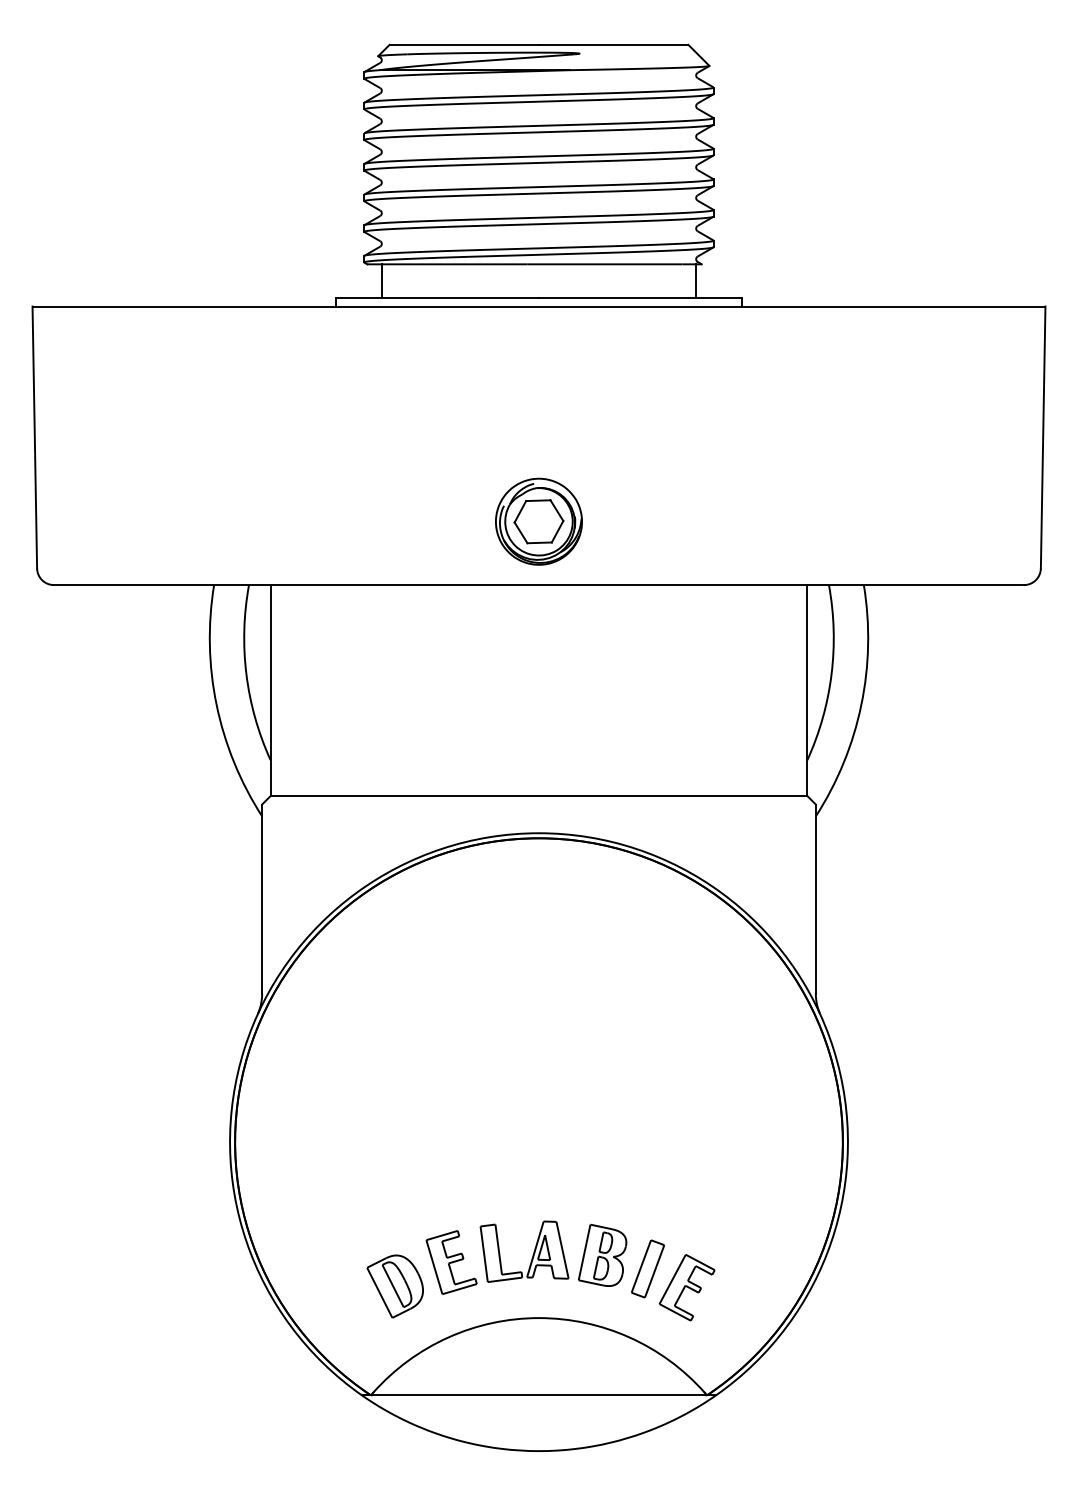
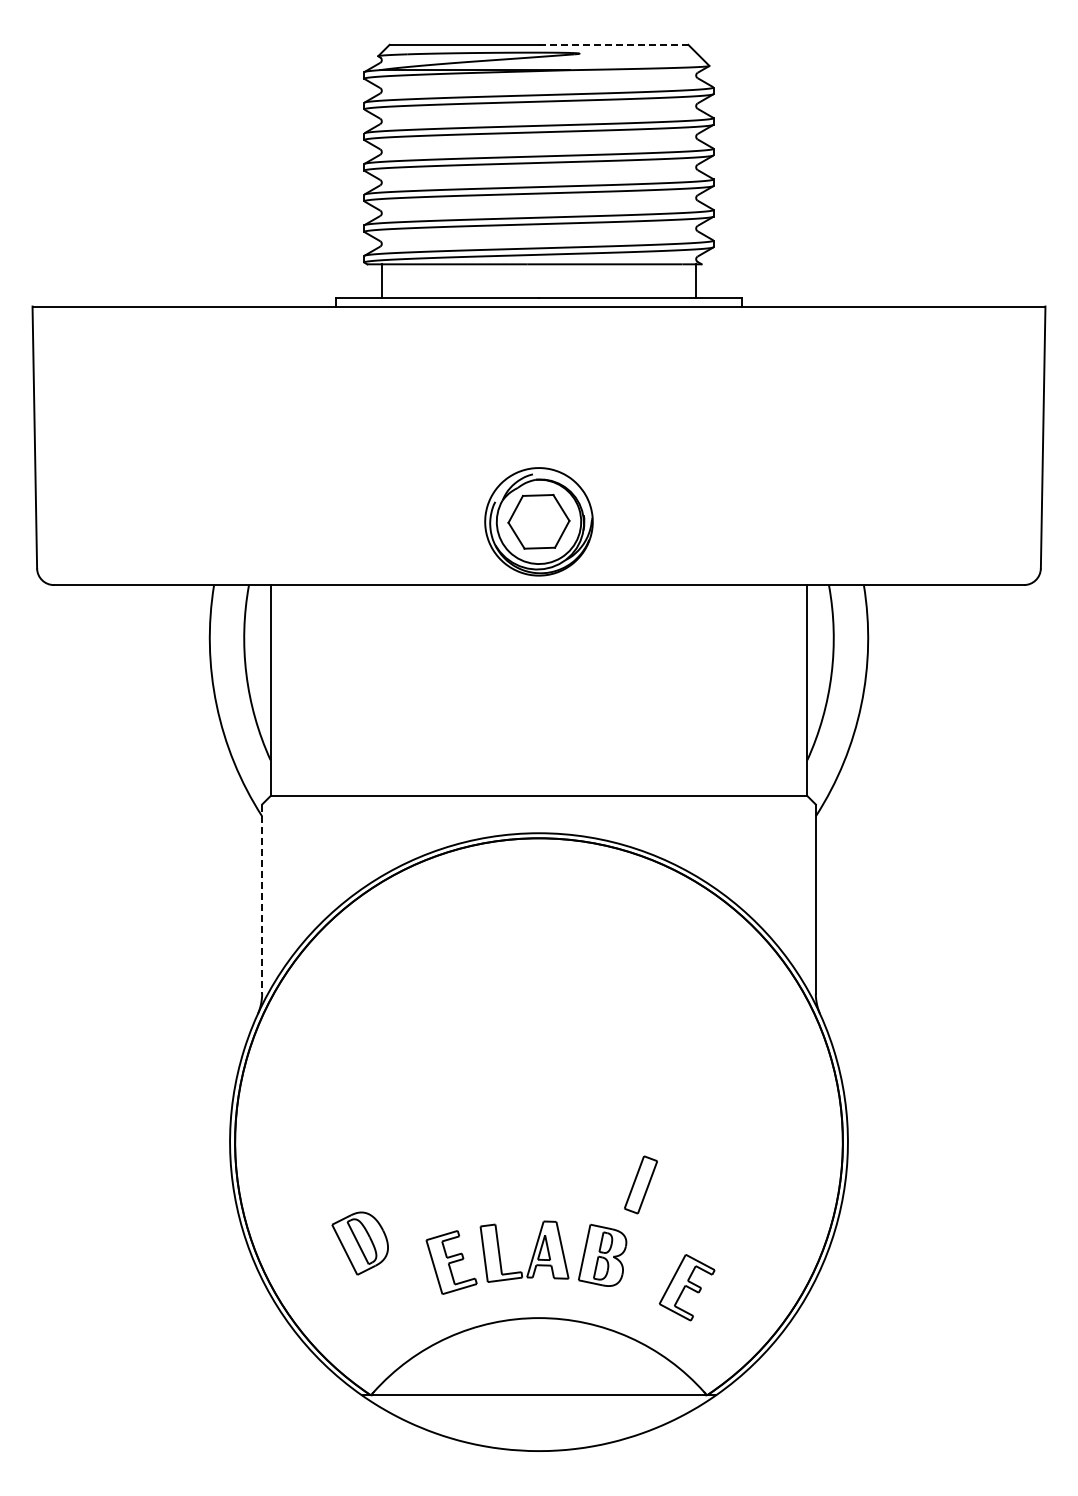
line: solid -> dashed (613, 44)
part size: 88x89 px -> 110x110 px (538, 521)
line: solid -> dashed (262, 899)
part position: (647, 1268) -> (640, 1184) (640, 1184)
part position: (394, 1286) -> (359, 1243) (359, 1243)
